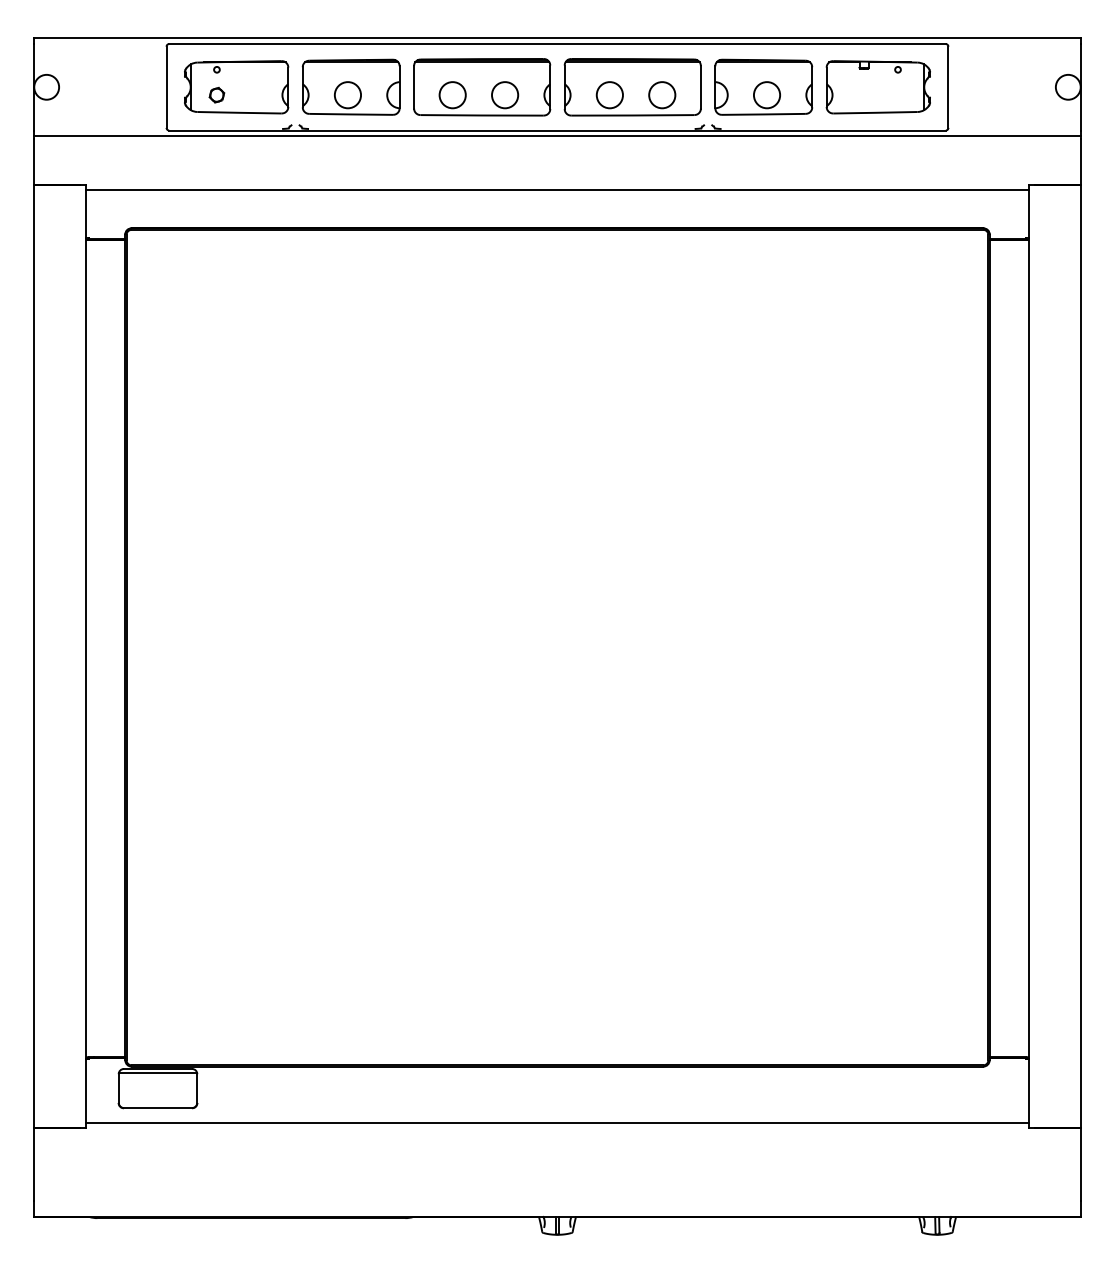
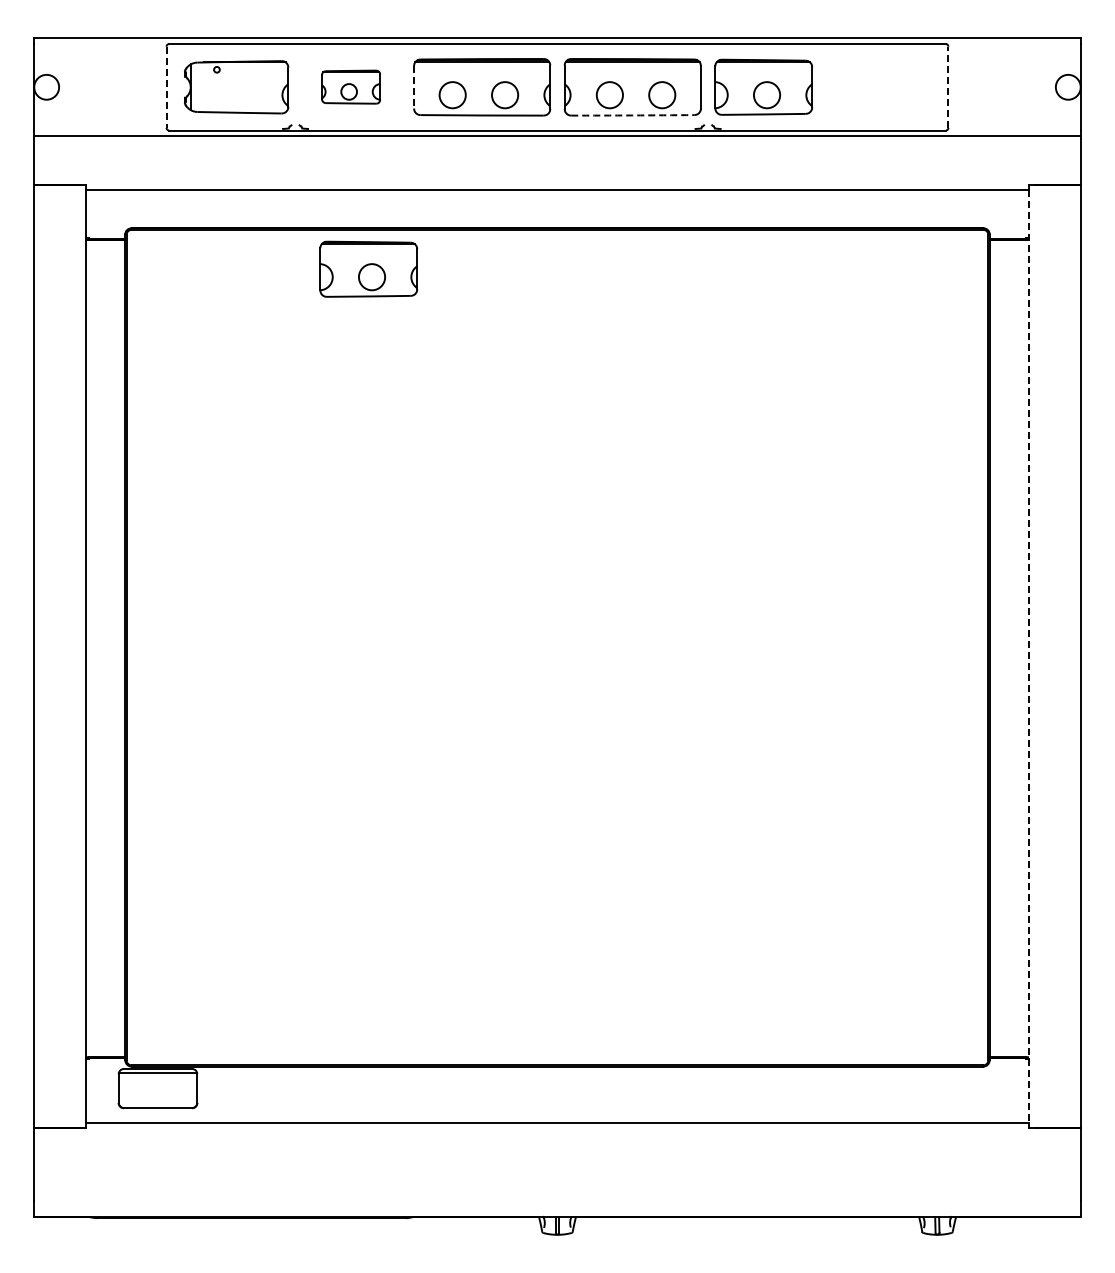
part size: 100x58 px -> 60x36 px (350, 86)
line: solid -> dashed (166, 87)
line: solid -> dashed (414, 87)
part: present -> none (877, 87)
line: solid -> dashed (948, 87)
part: present -> none (216, 95)
arc: solid -> dashed (632, 115)
part: none -> present (368, 268)
line: solid -> dashed (1029, 657)
